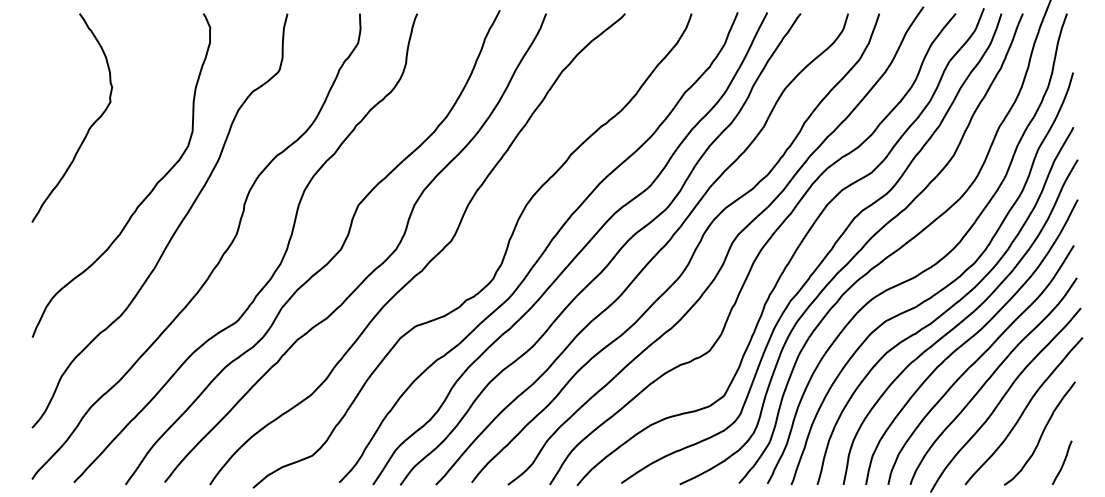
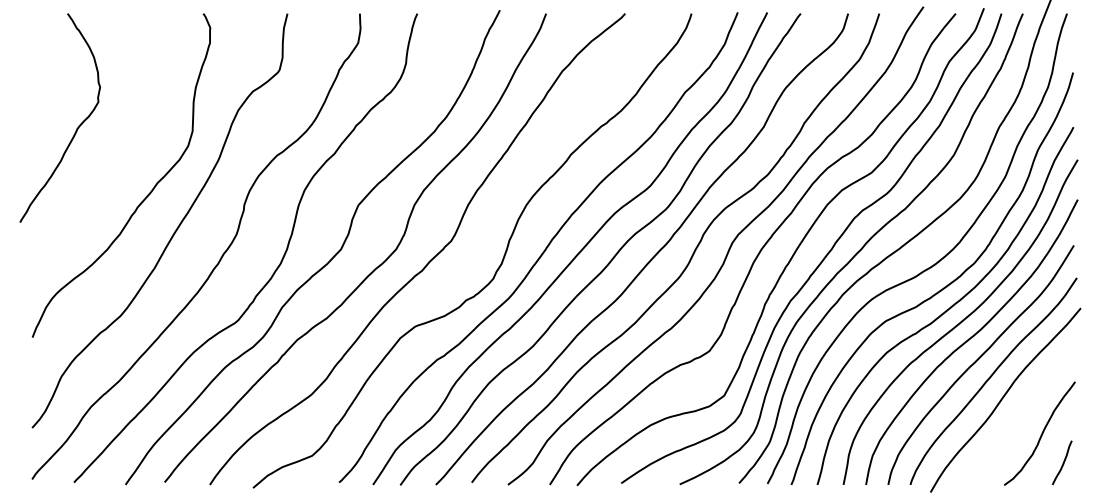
curve position: (88, 128) -> (76, 128) (76, 128)
curve: present -> none (1023, 411)
